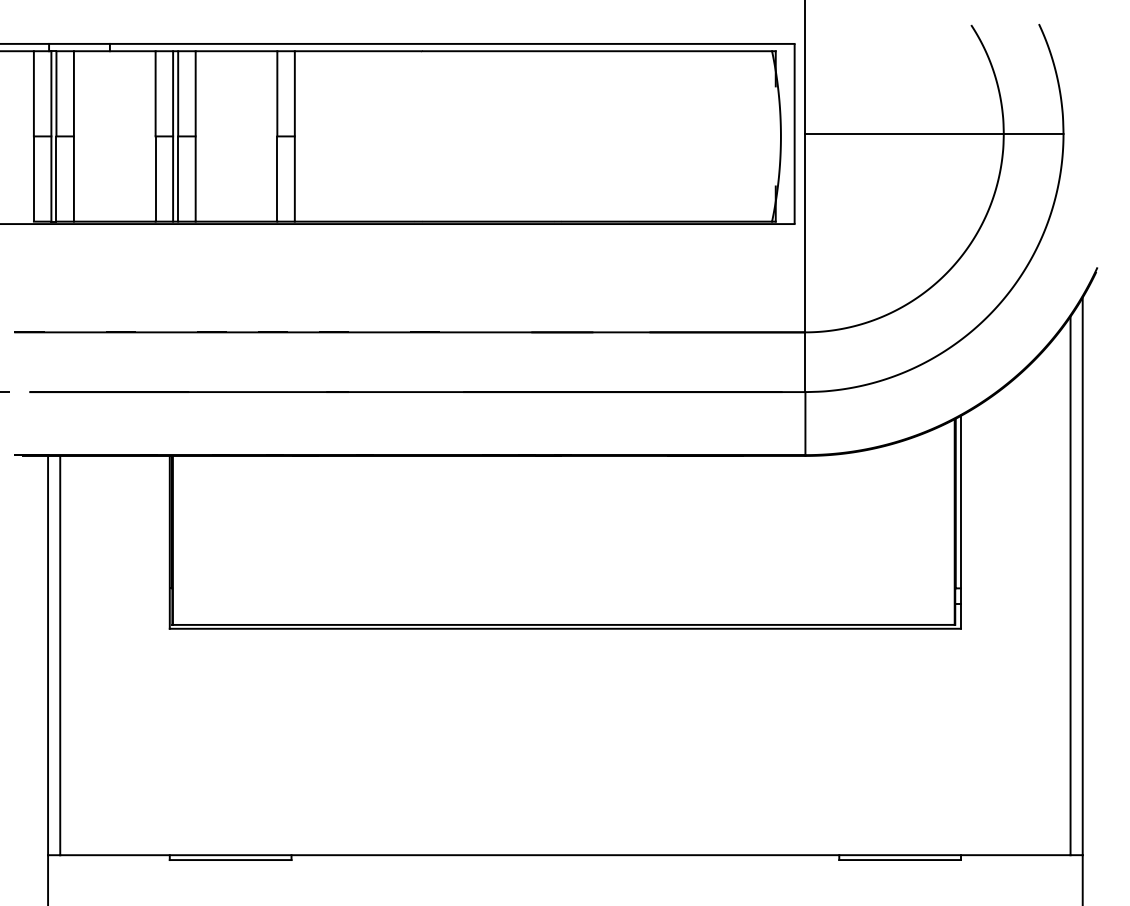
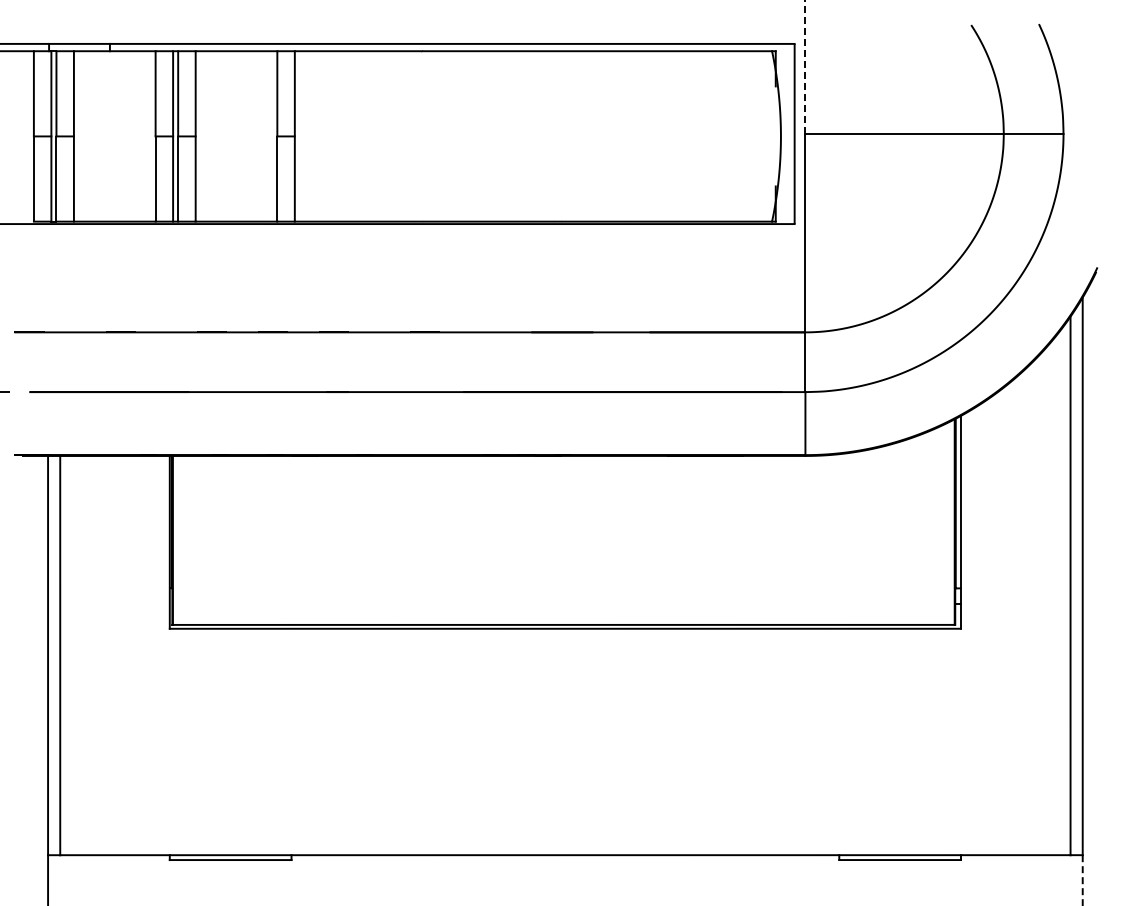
line: solid -> dashed (805, 67)
line: solid -> dashed (1082, 881)
